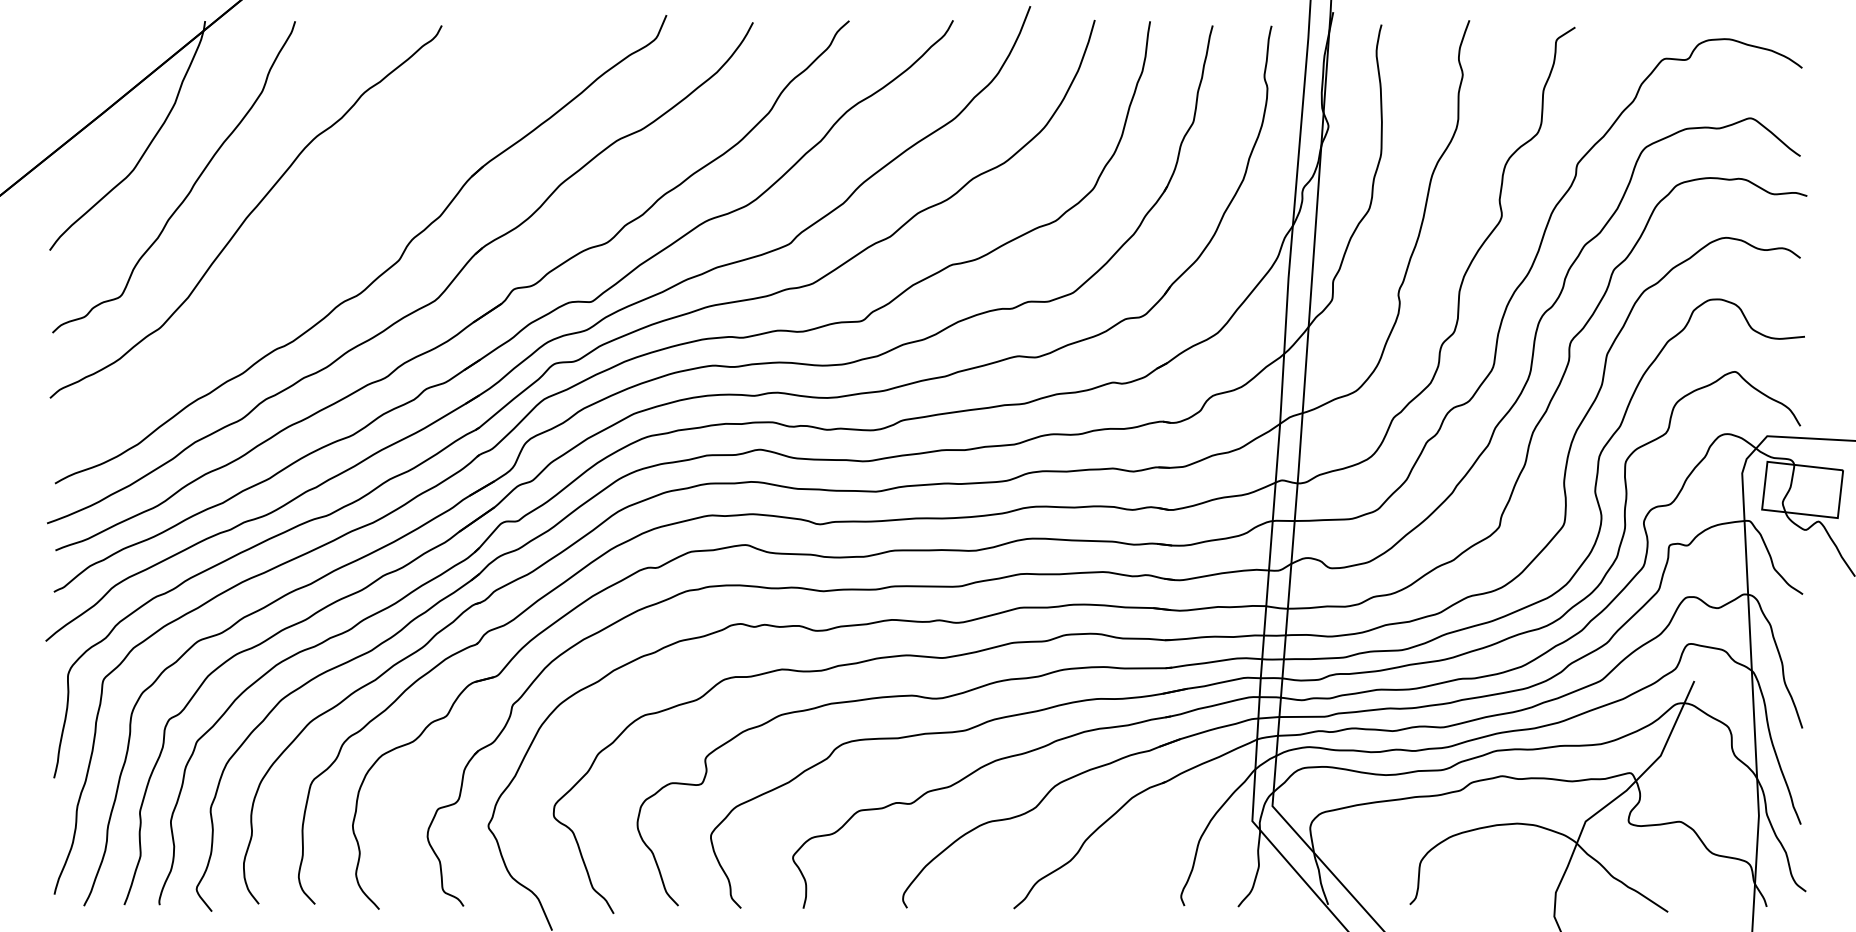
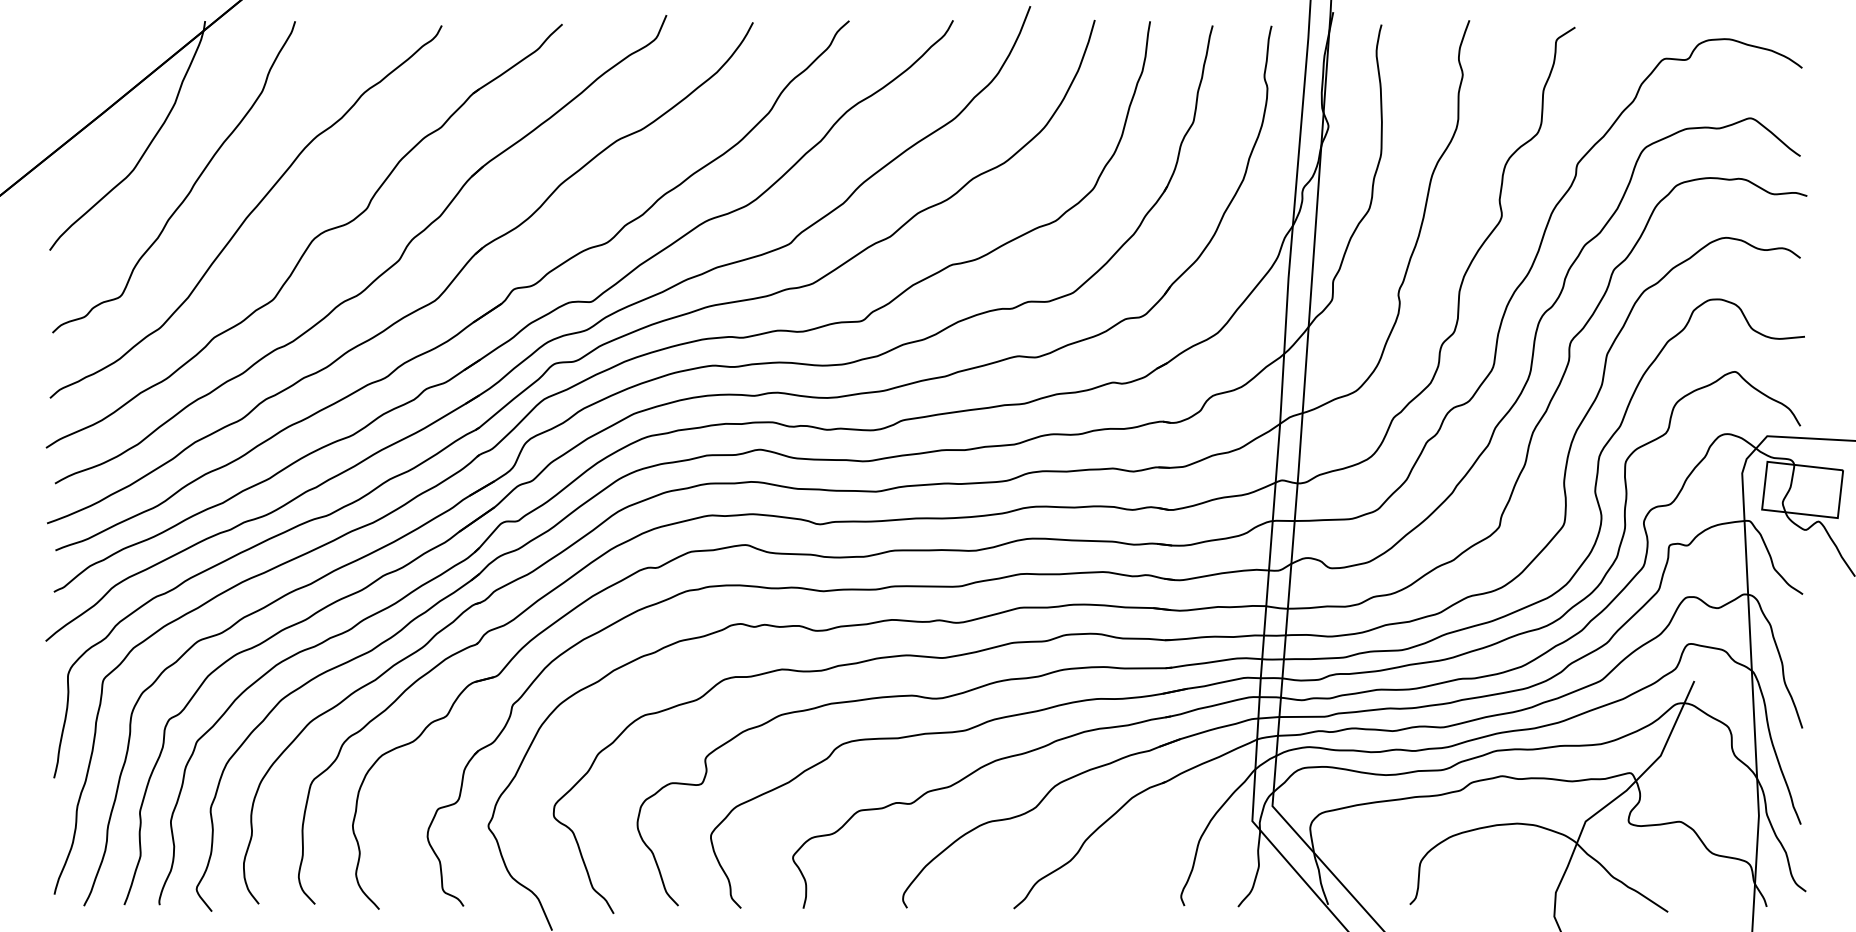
part: none -> present (310, 241)
